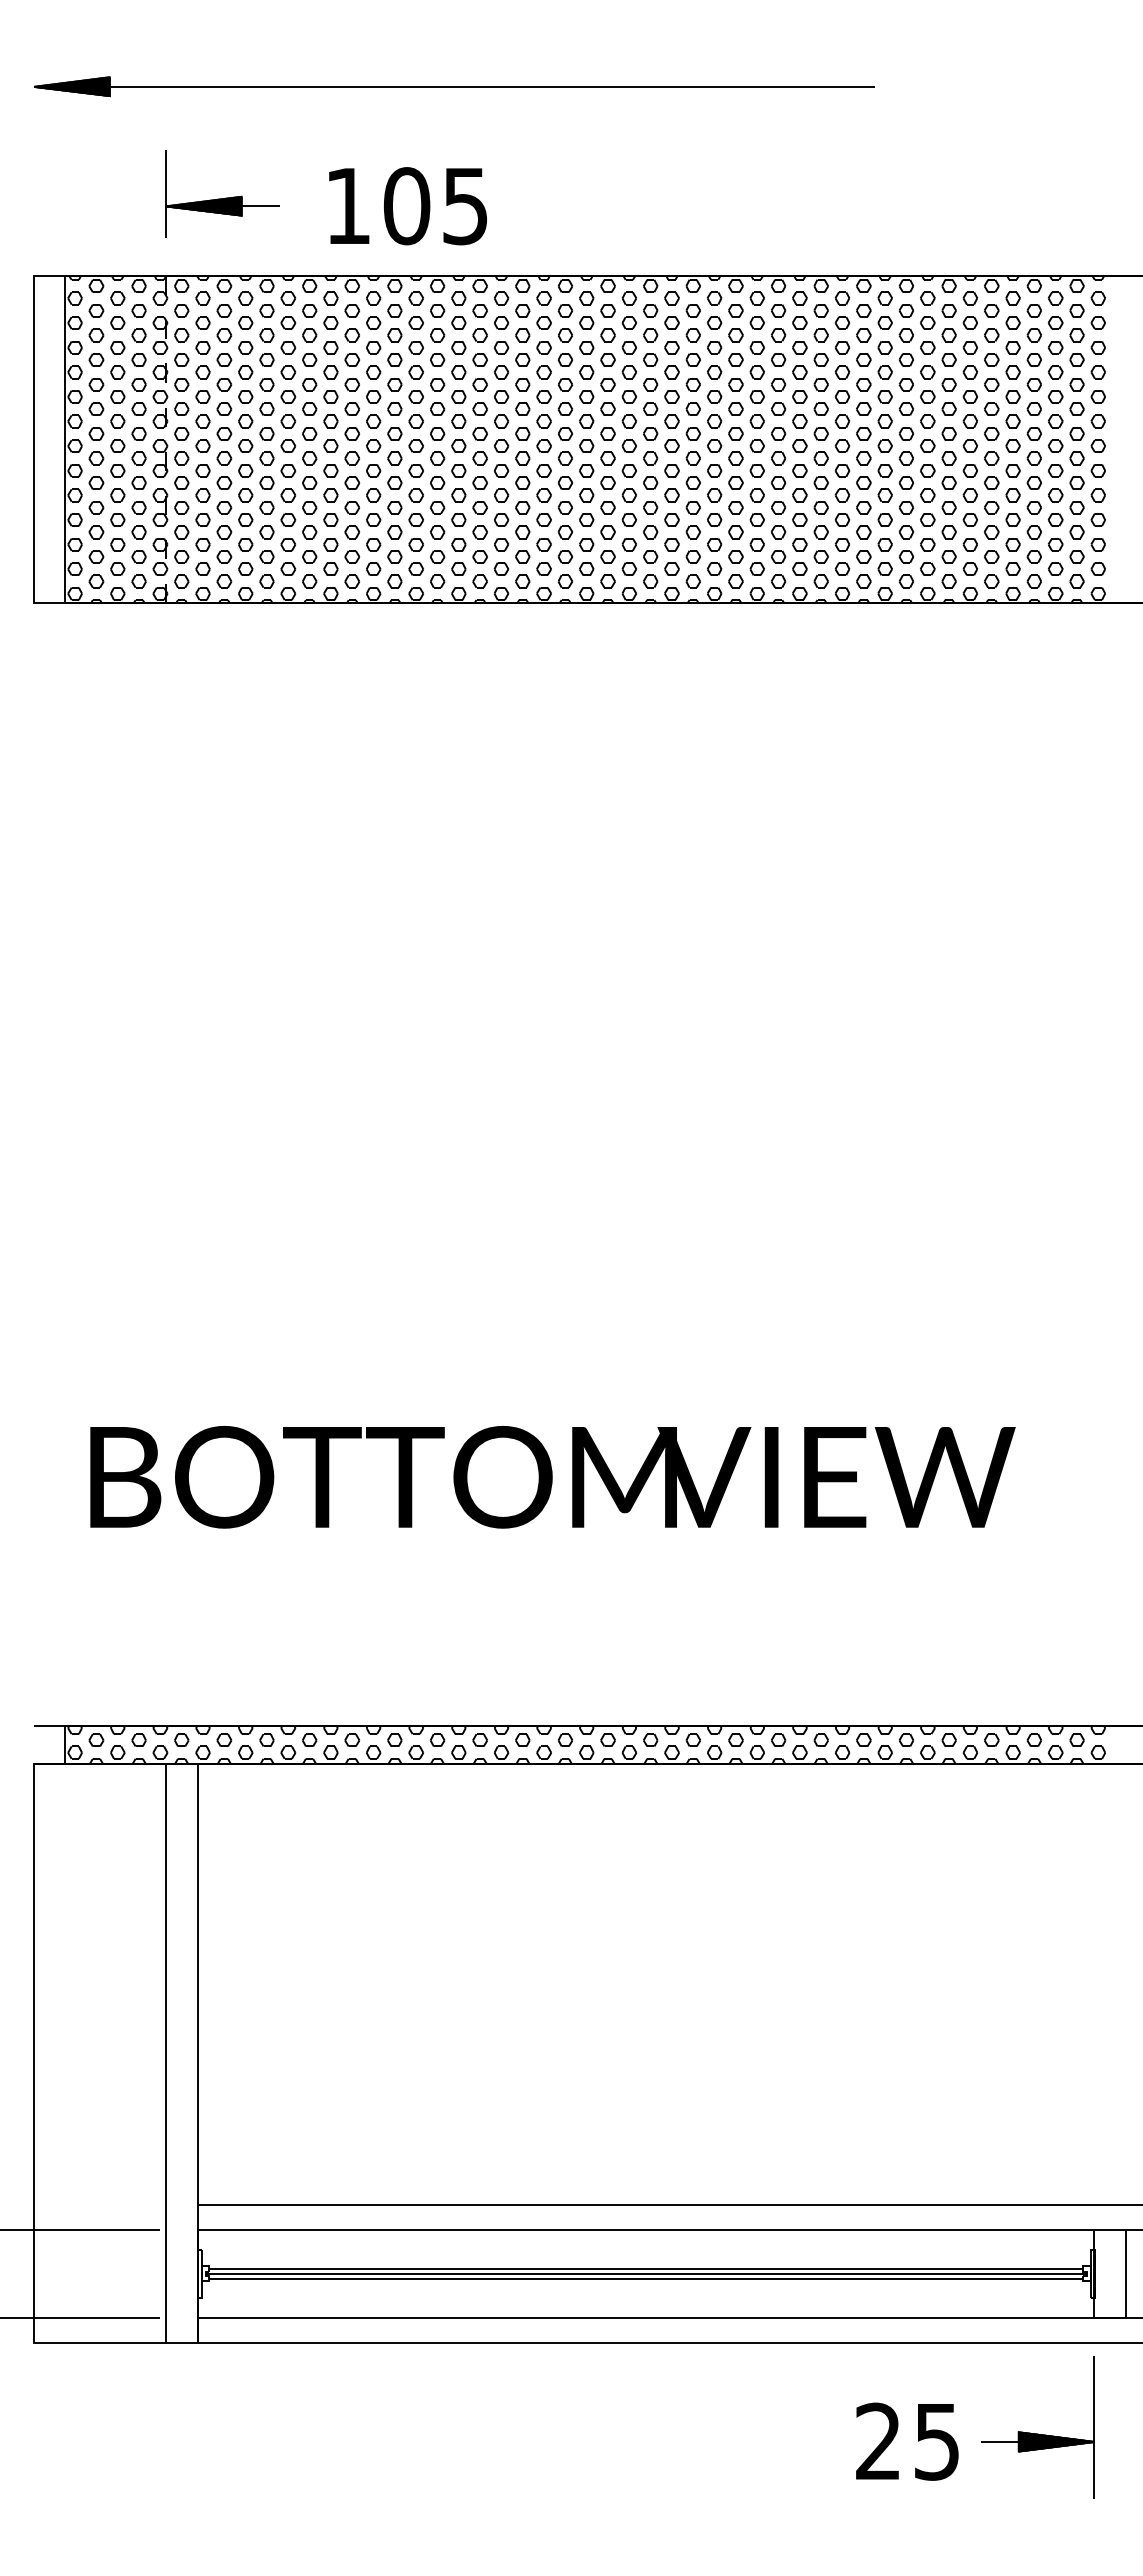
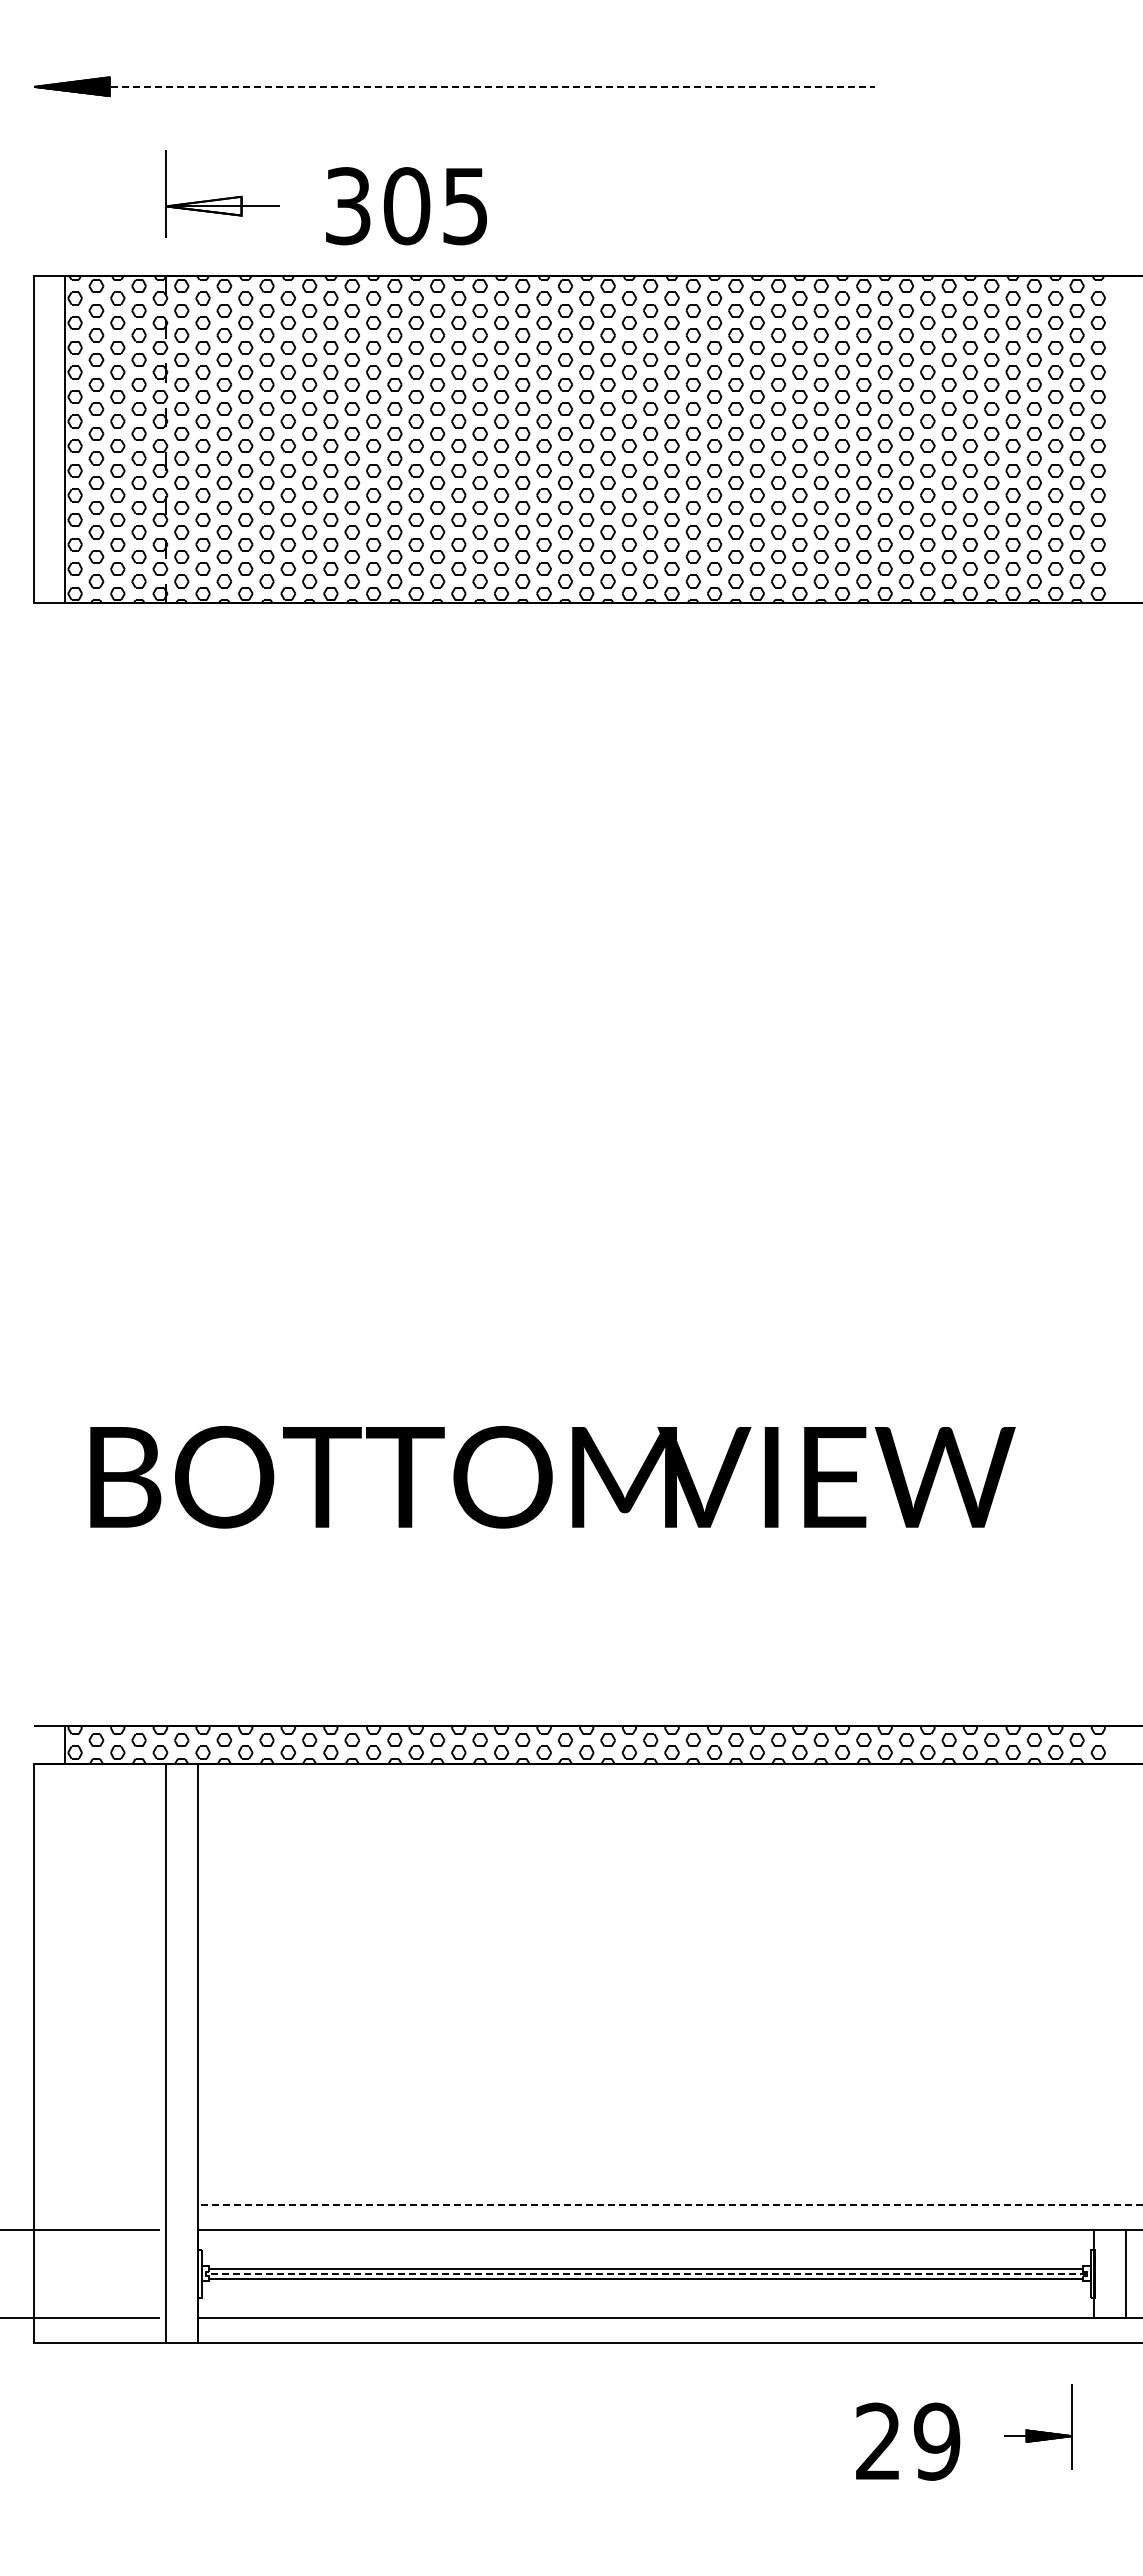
line: solid -> dashed (454, 86)
fill: present -> none (203, 205)
text: 105 -> 305 (348, 206)
line: solid -> dashed (669, 2204)
line: solid -> dashed (646, 2273)
part size: 114x143 px -> 69x86 px (1038, 2426)
text: 25 -> 29 (936, 2441)
